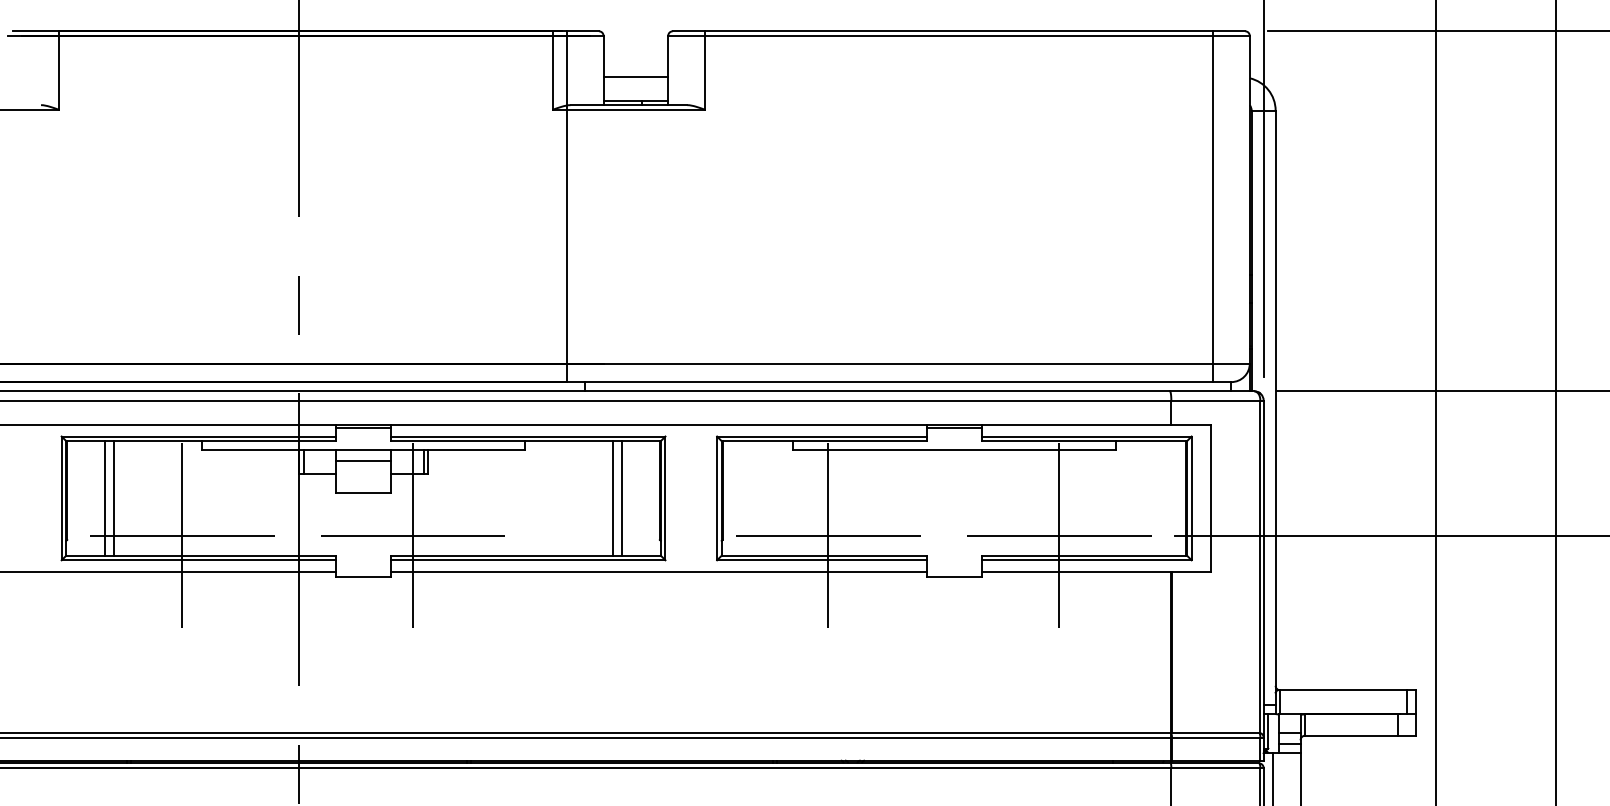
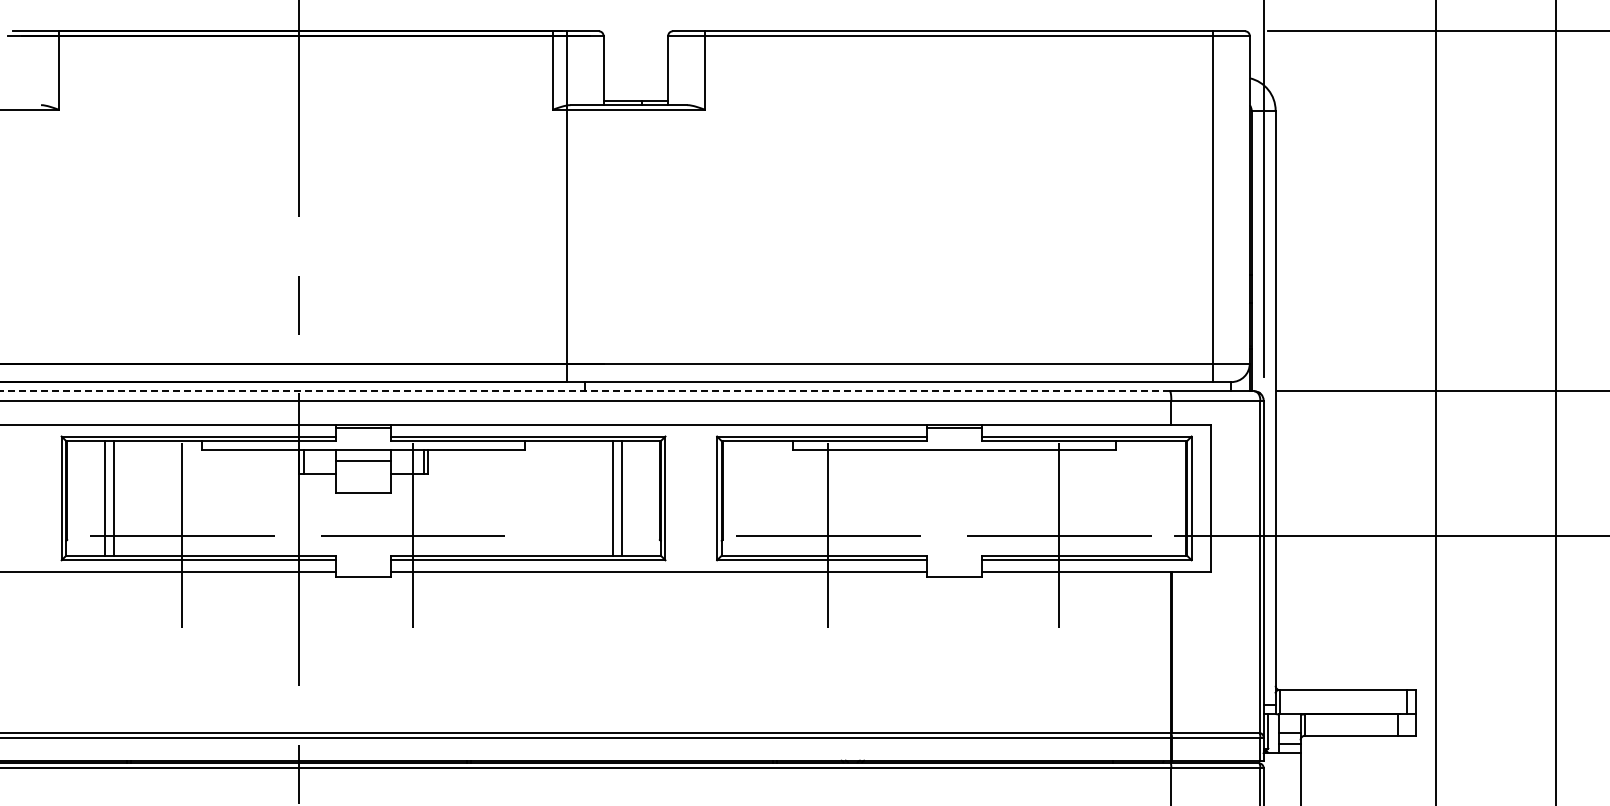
line: present -> none (635, 77)
line: solid -> dashed (585, 391)
line: present -> none (1272, 777)
